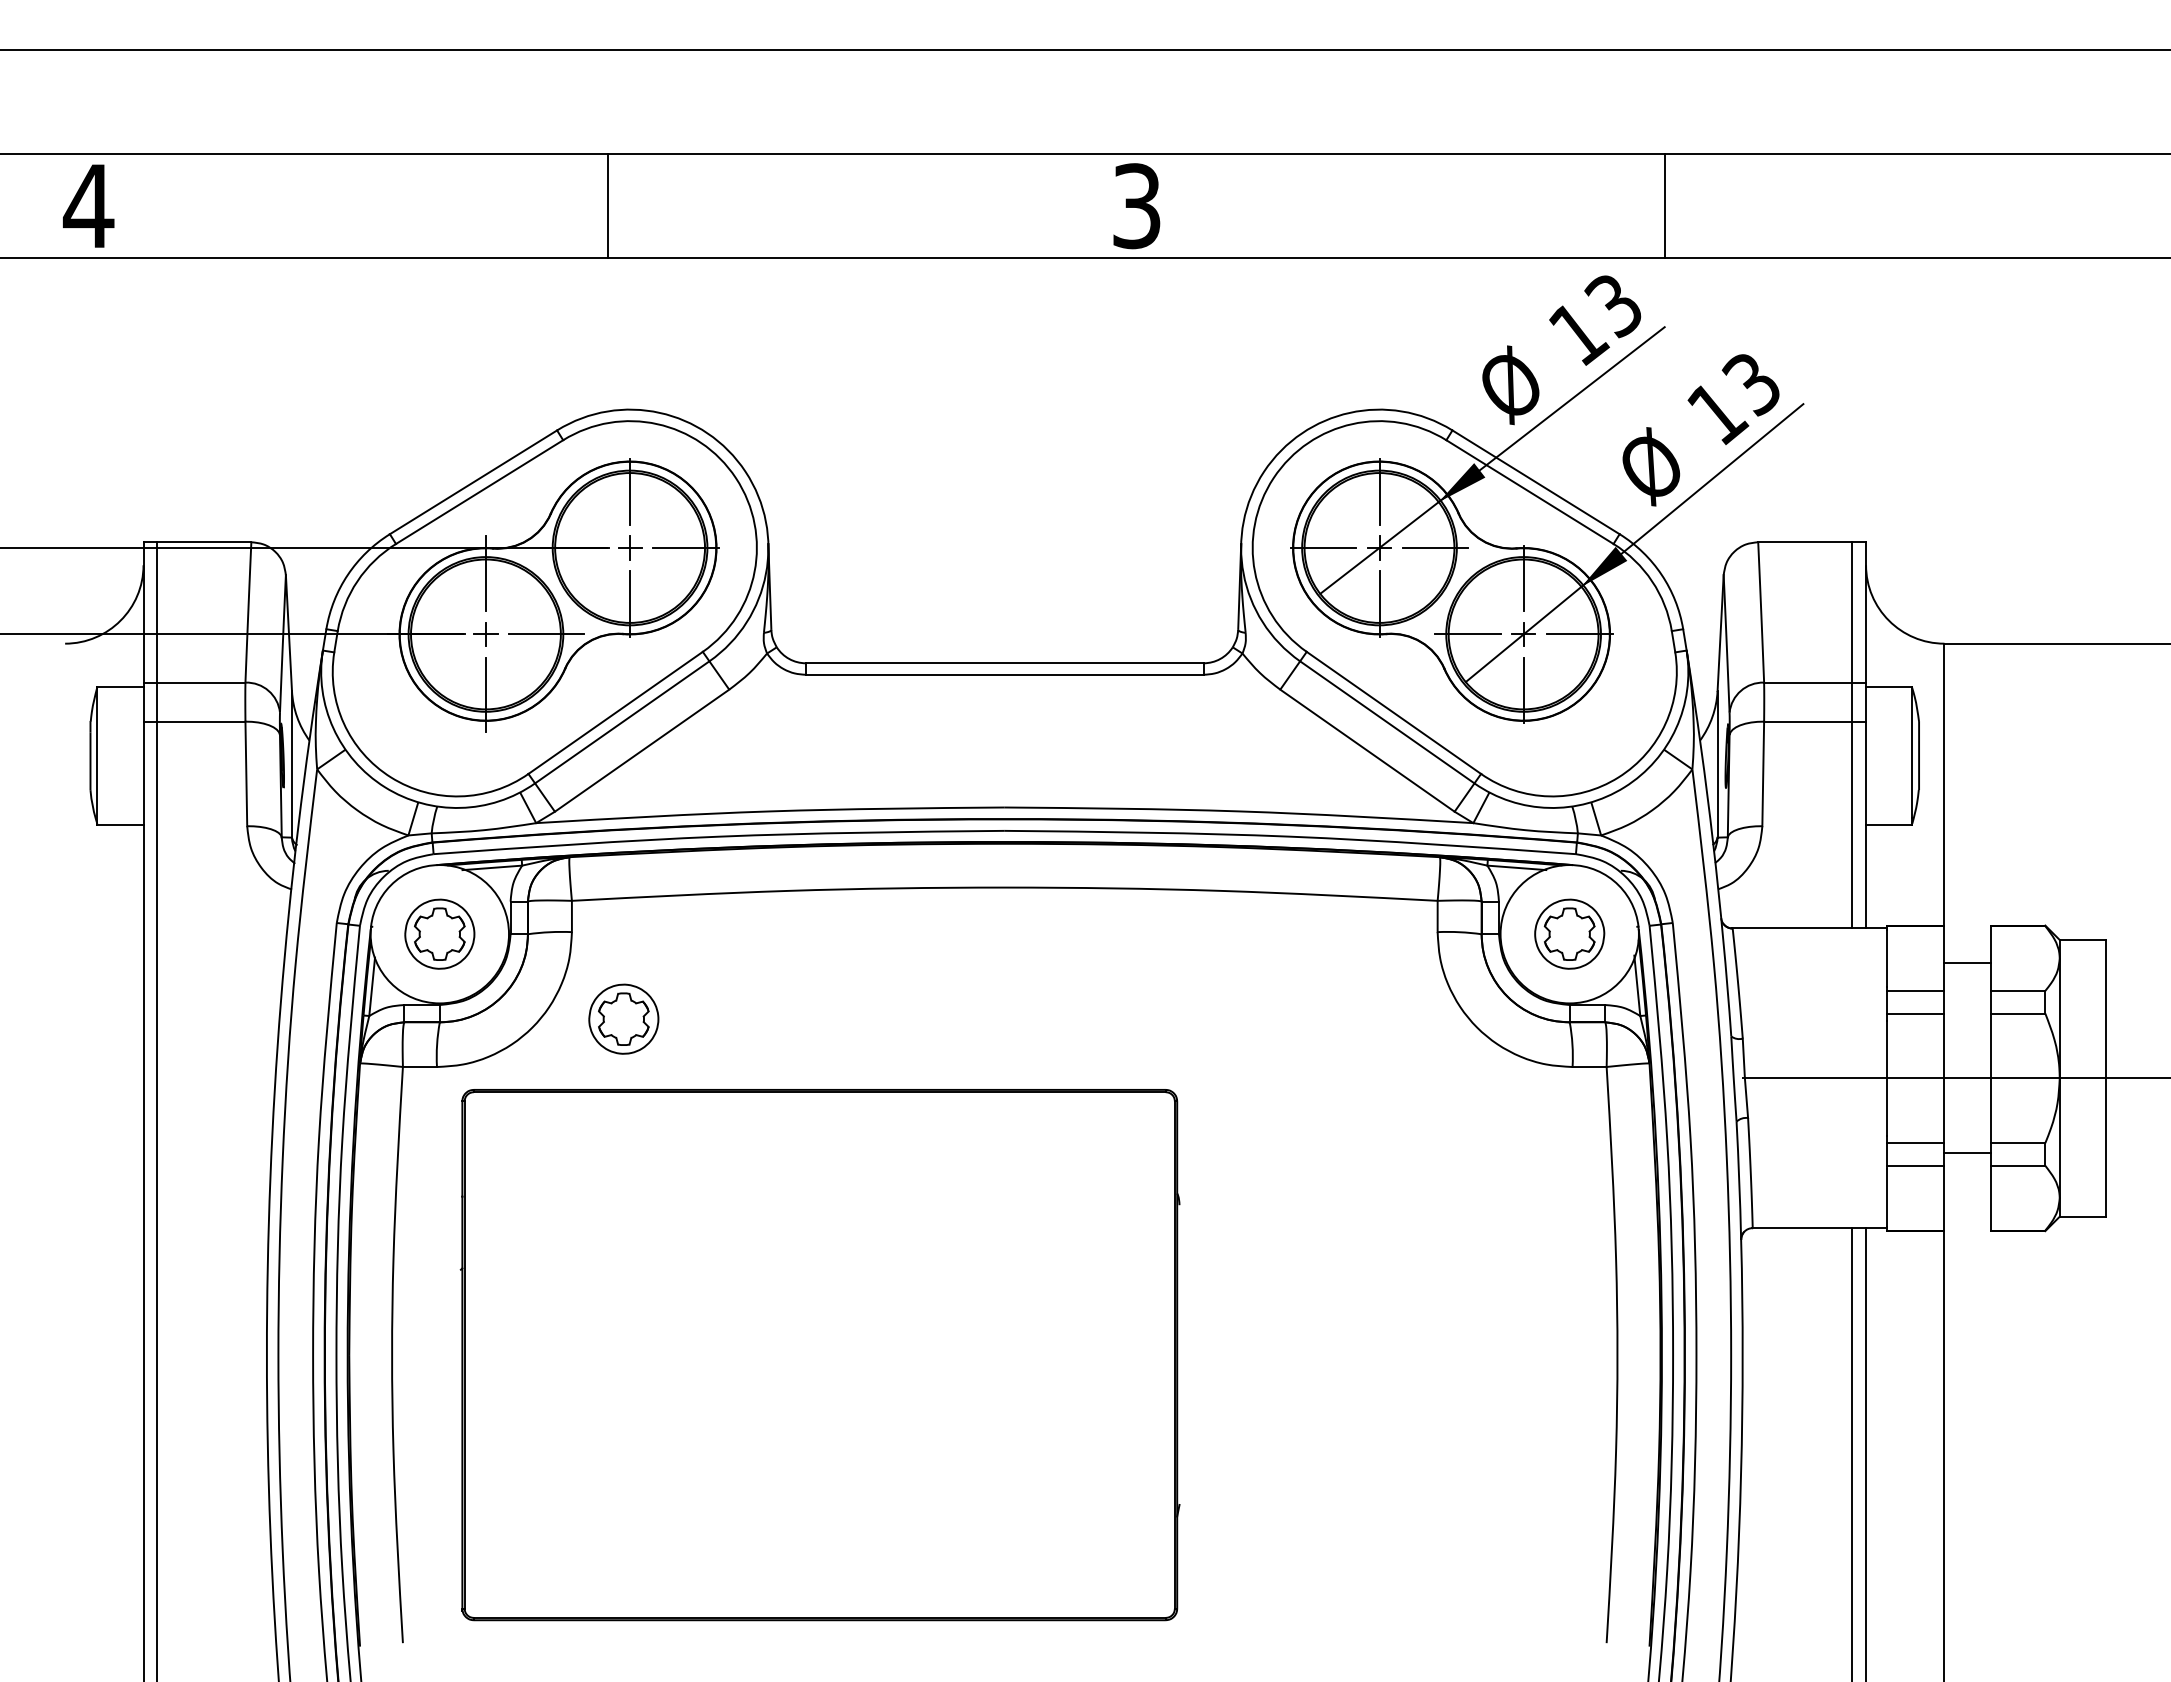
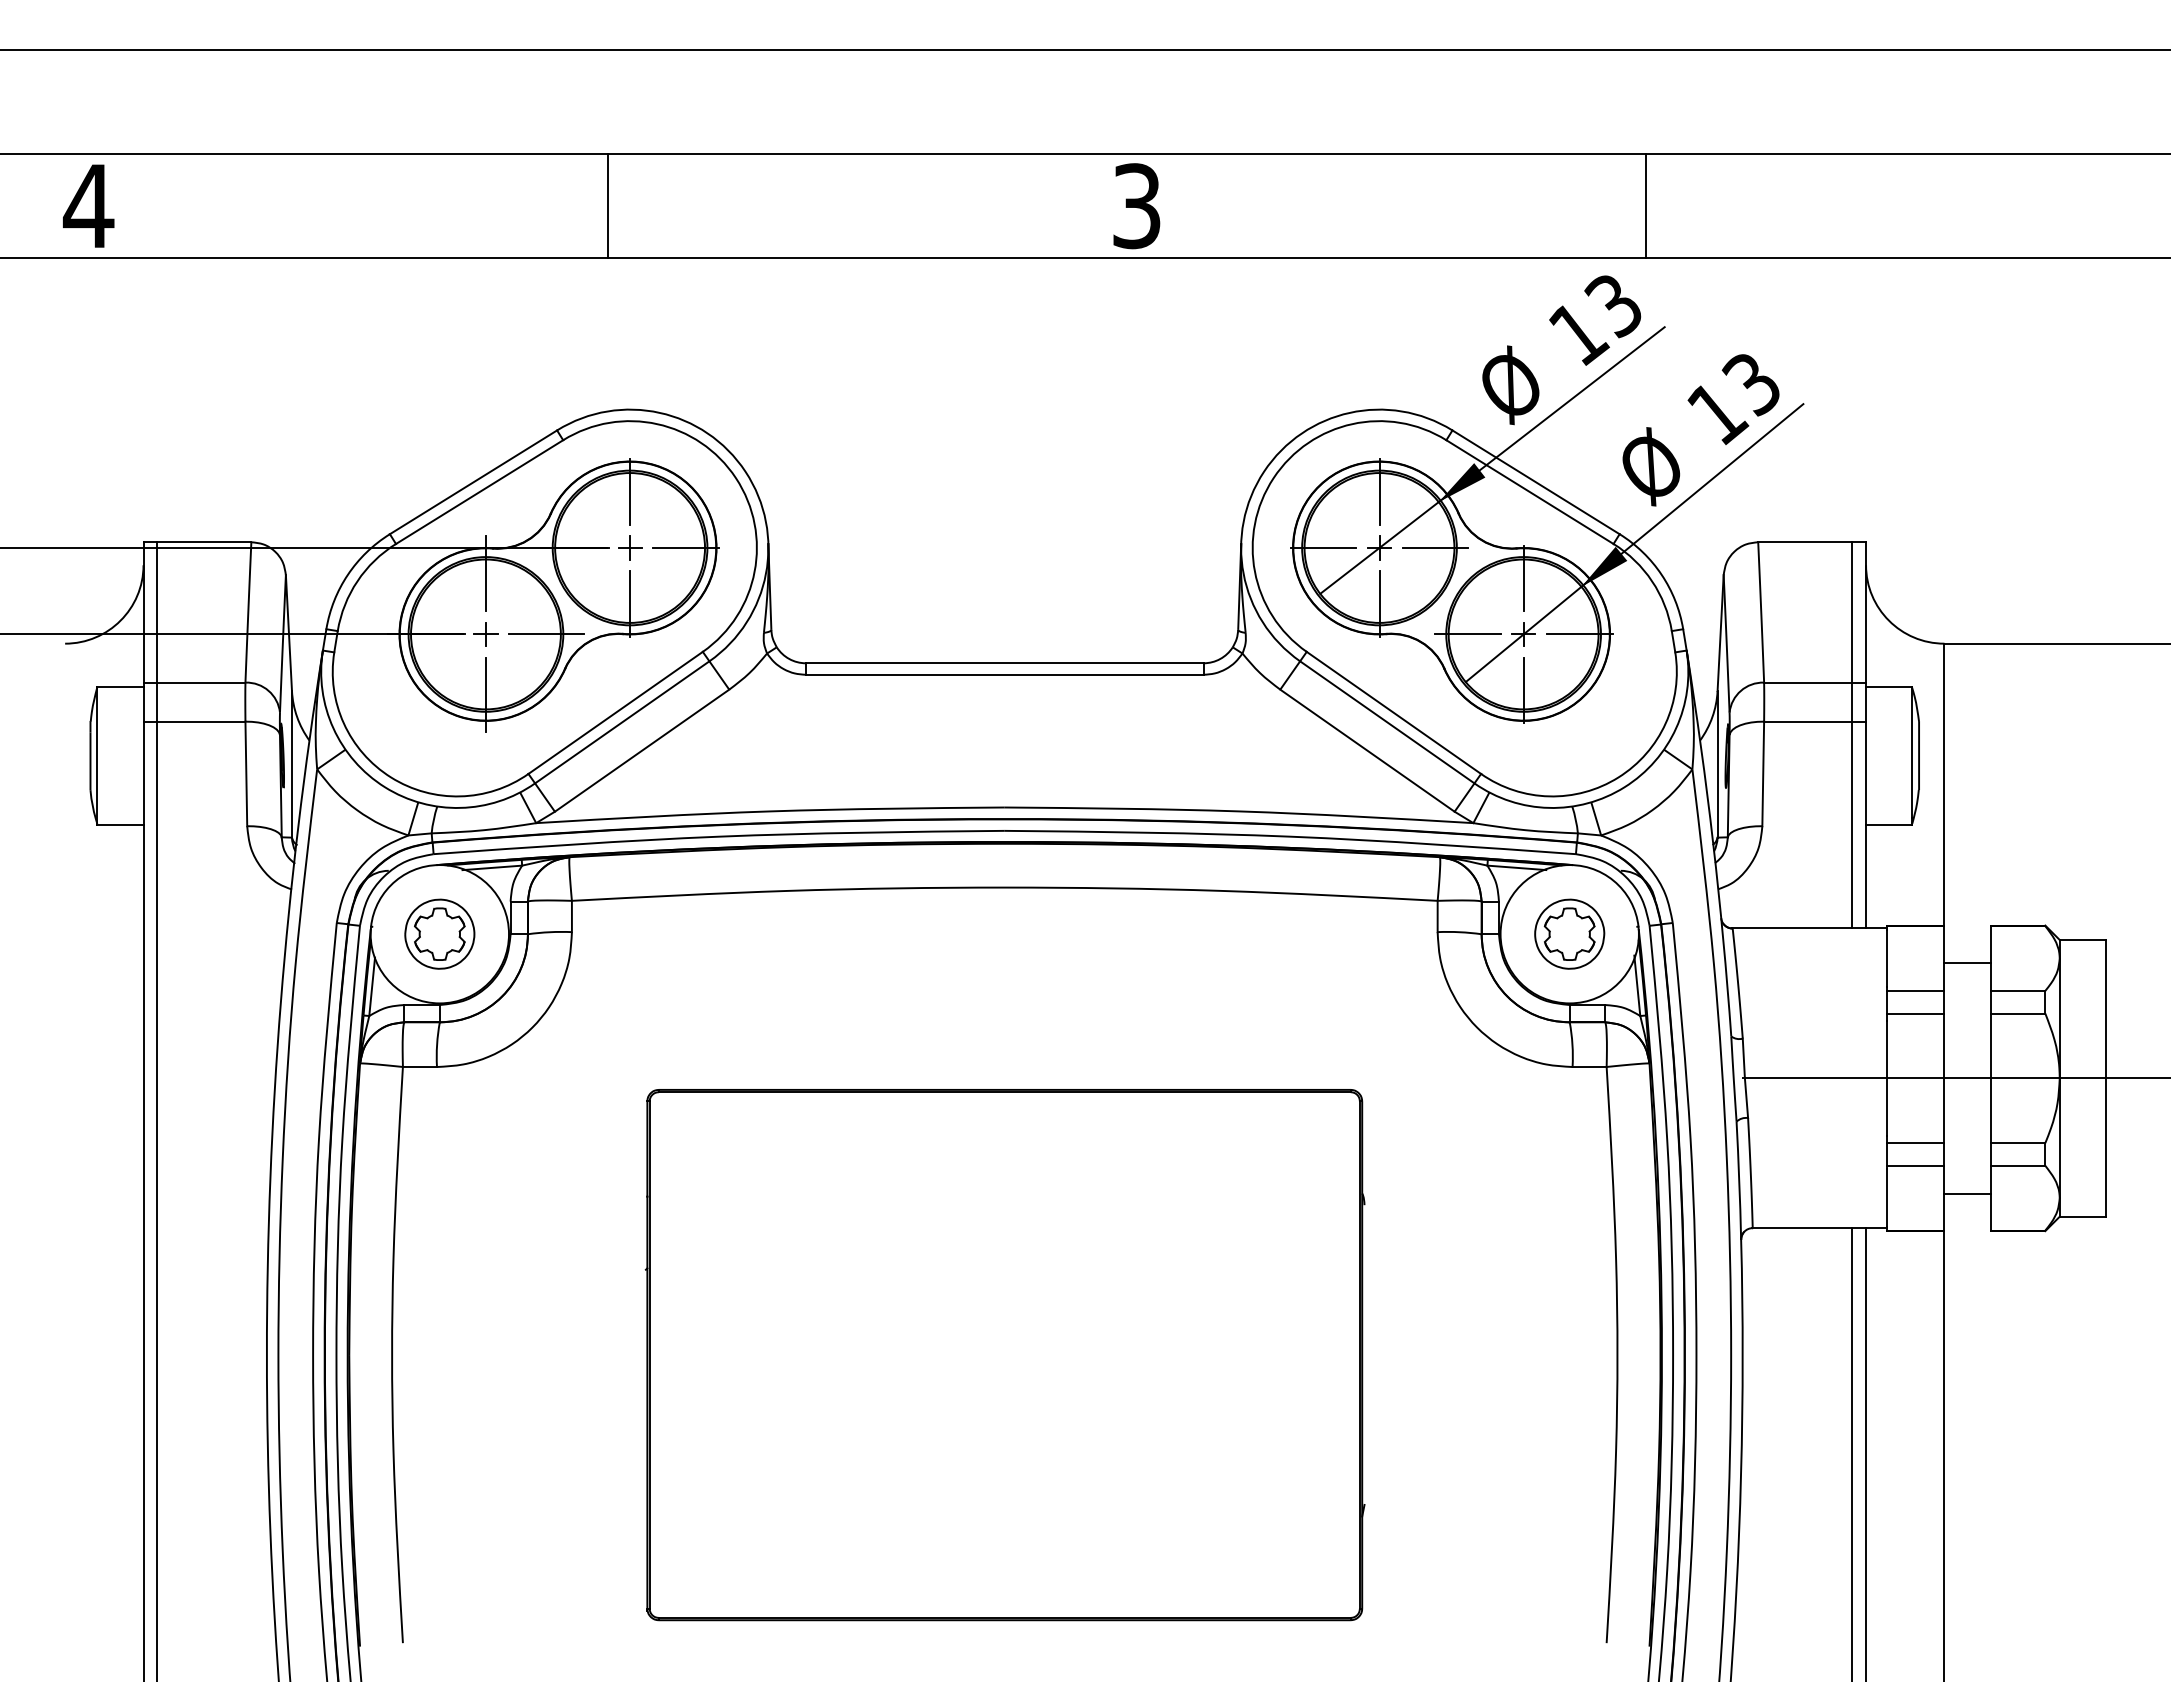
line position: (1664, 205) -> (1645, 205) (1645, 205)
part: present -> none (623, 1018)
line position: (1967, 1152) -> (1967, 1193) (1967, 1193)
part position: (819, 1355) -> (1004, 1355) (1004, 1355)
